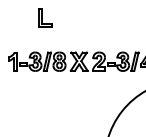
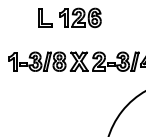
part: none -> present (80, 17)
